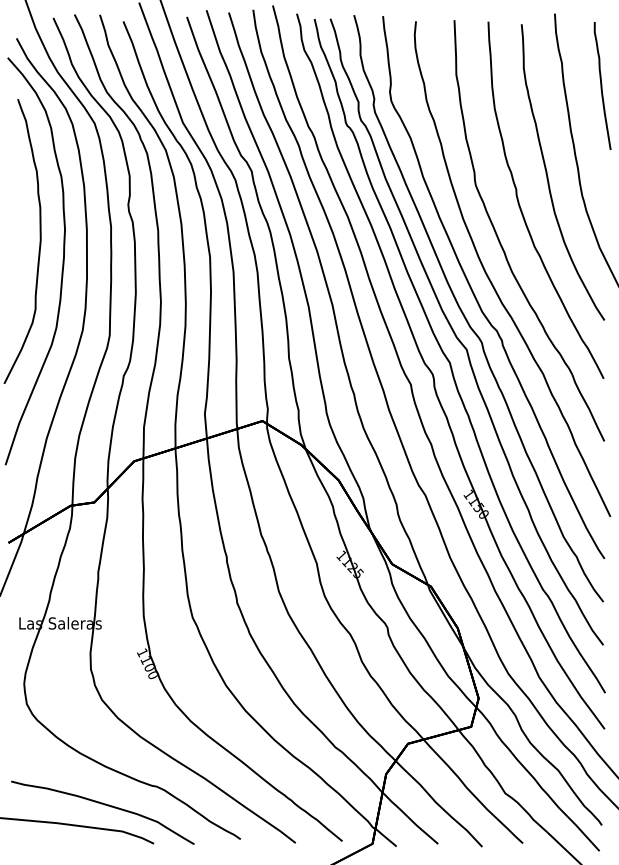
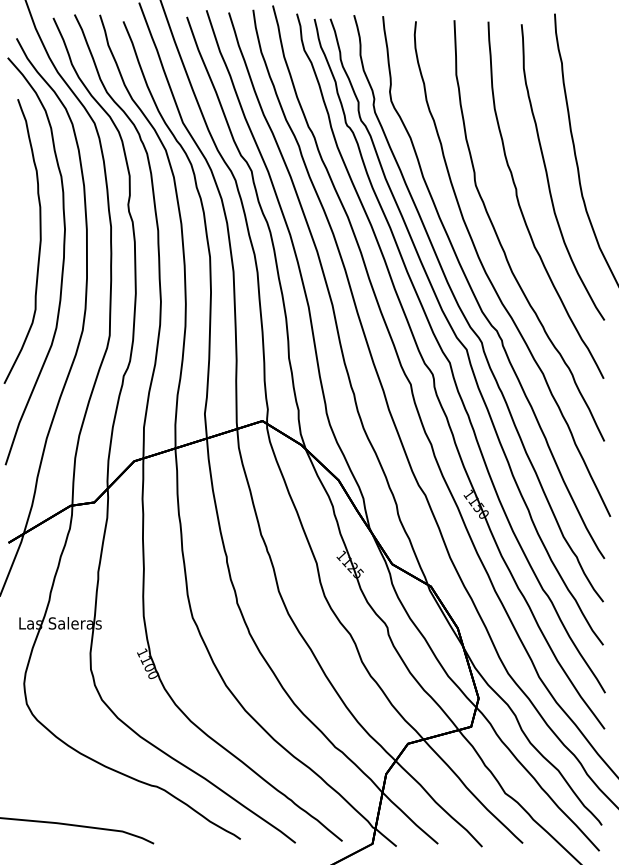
curve: present -> none (602, 86)
curve: present -> none (104, 805)
